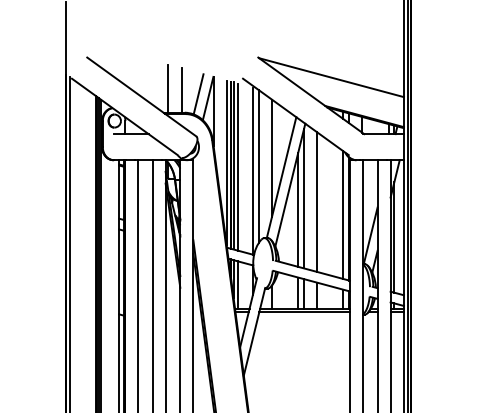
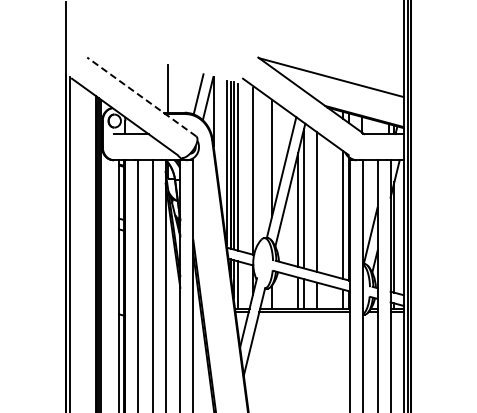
line: present -> none (181, 90)
line: solid -> dashed (141, 96)
line: present -> none (258, 166)
